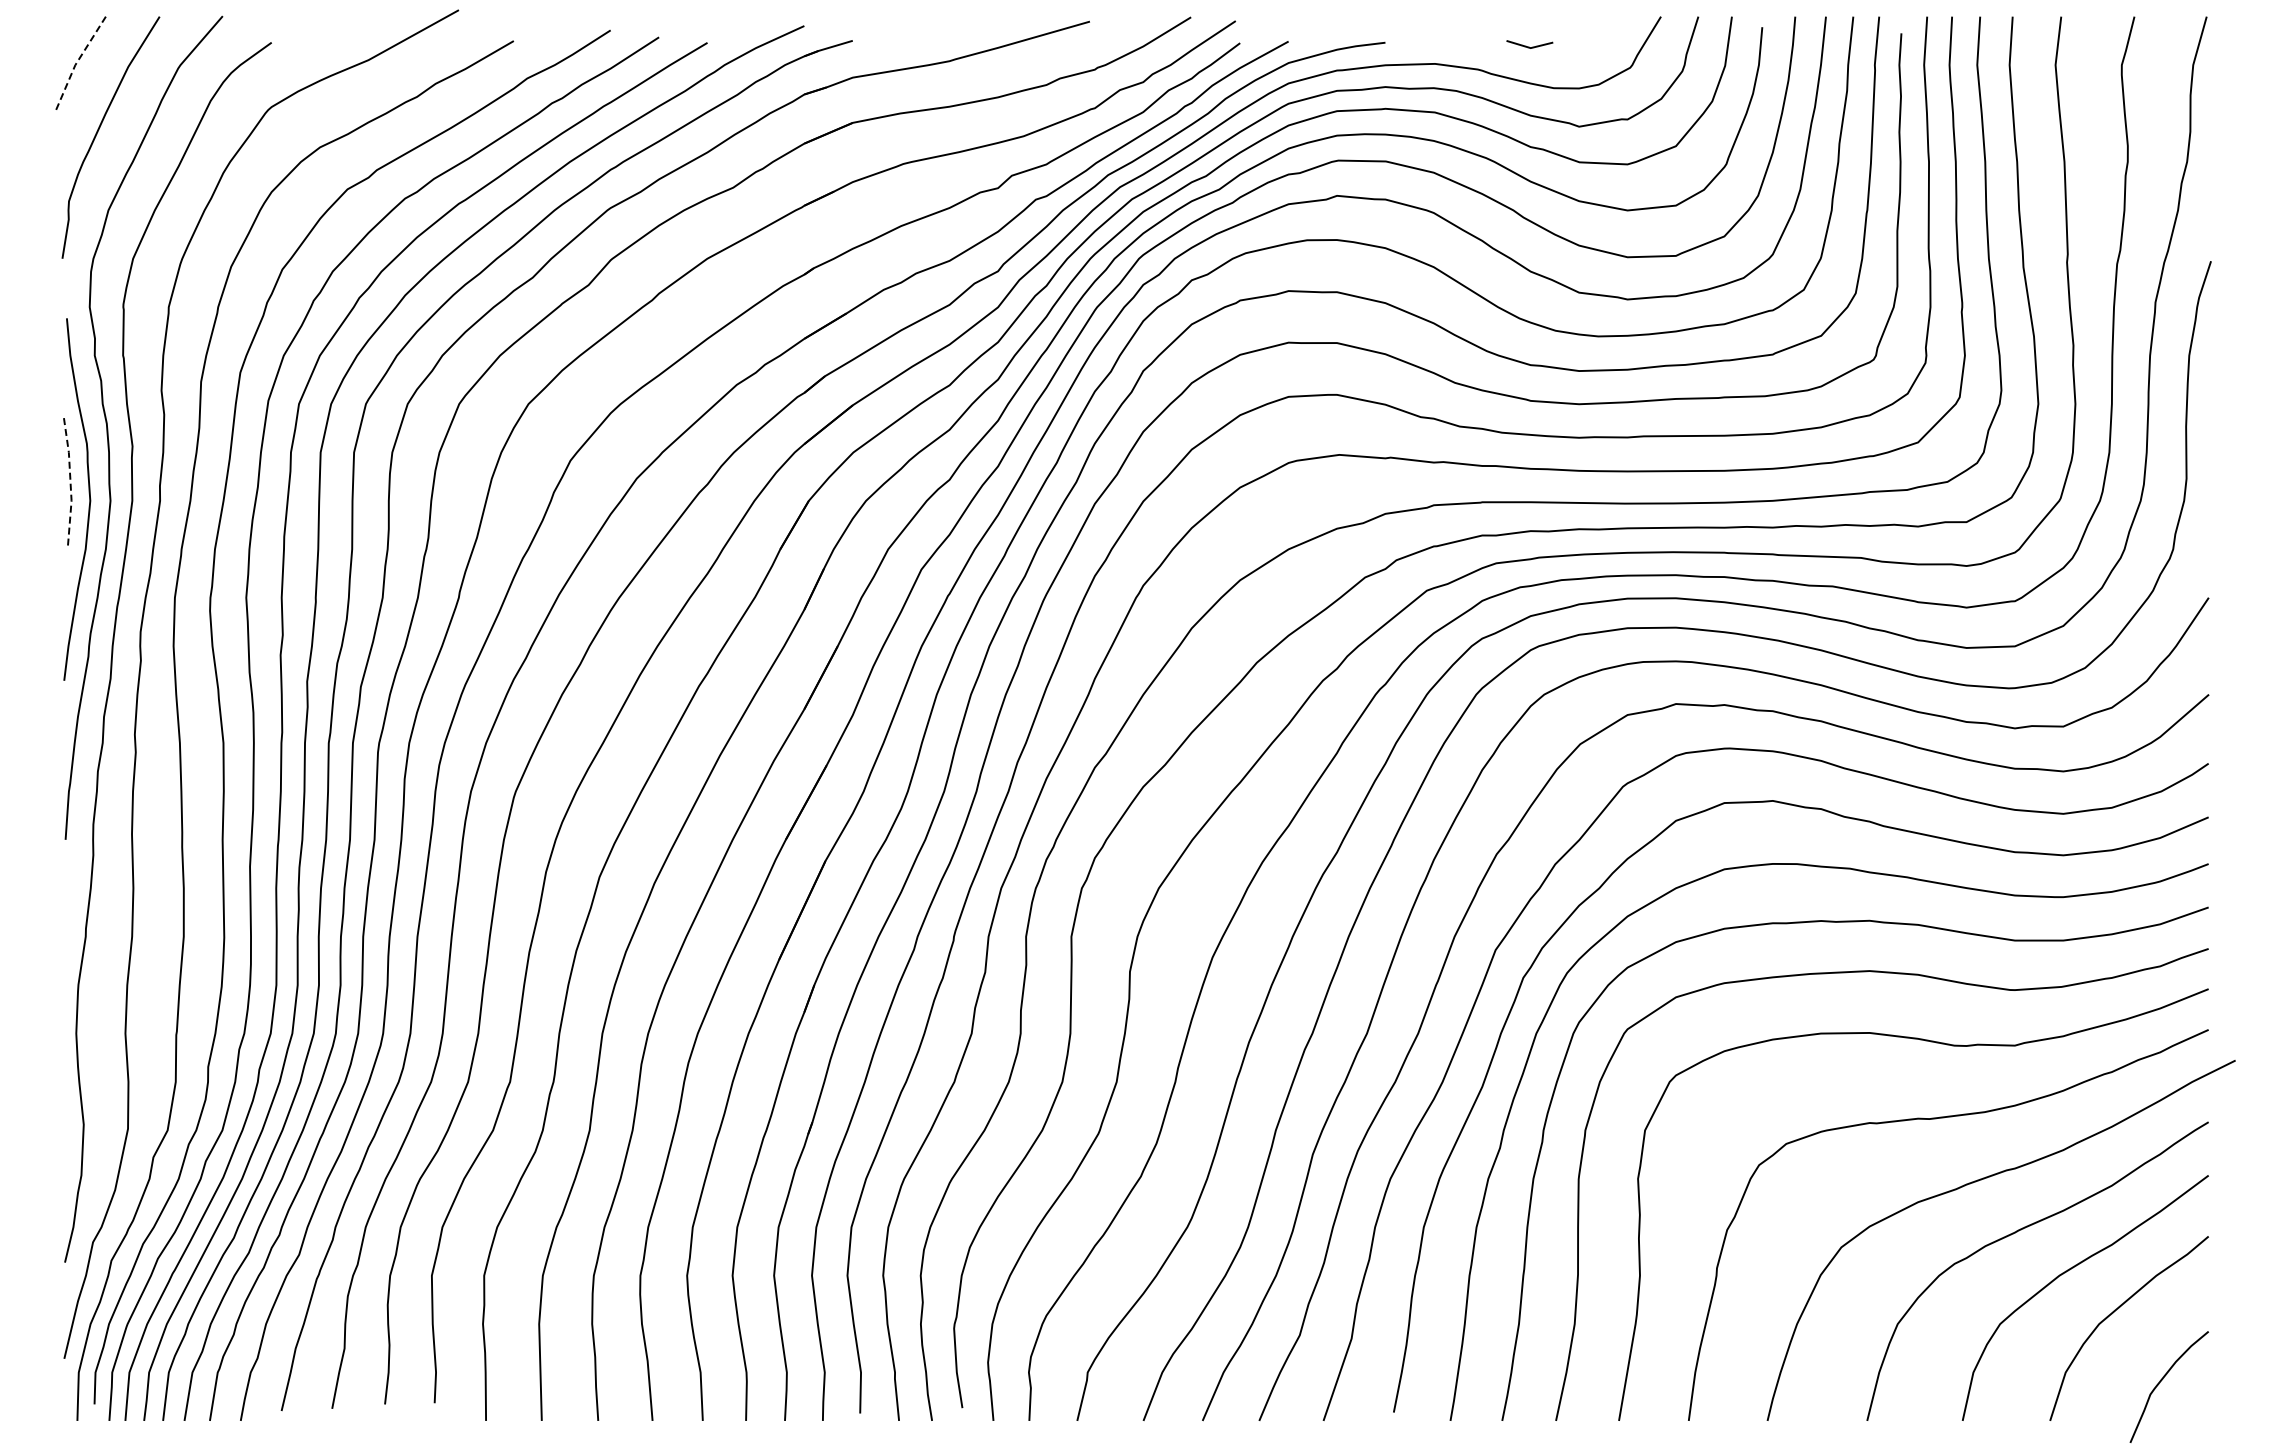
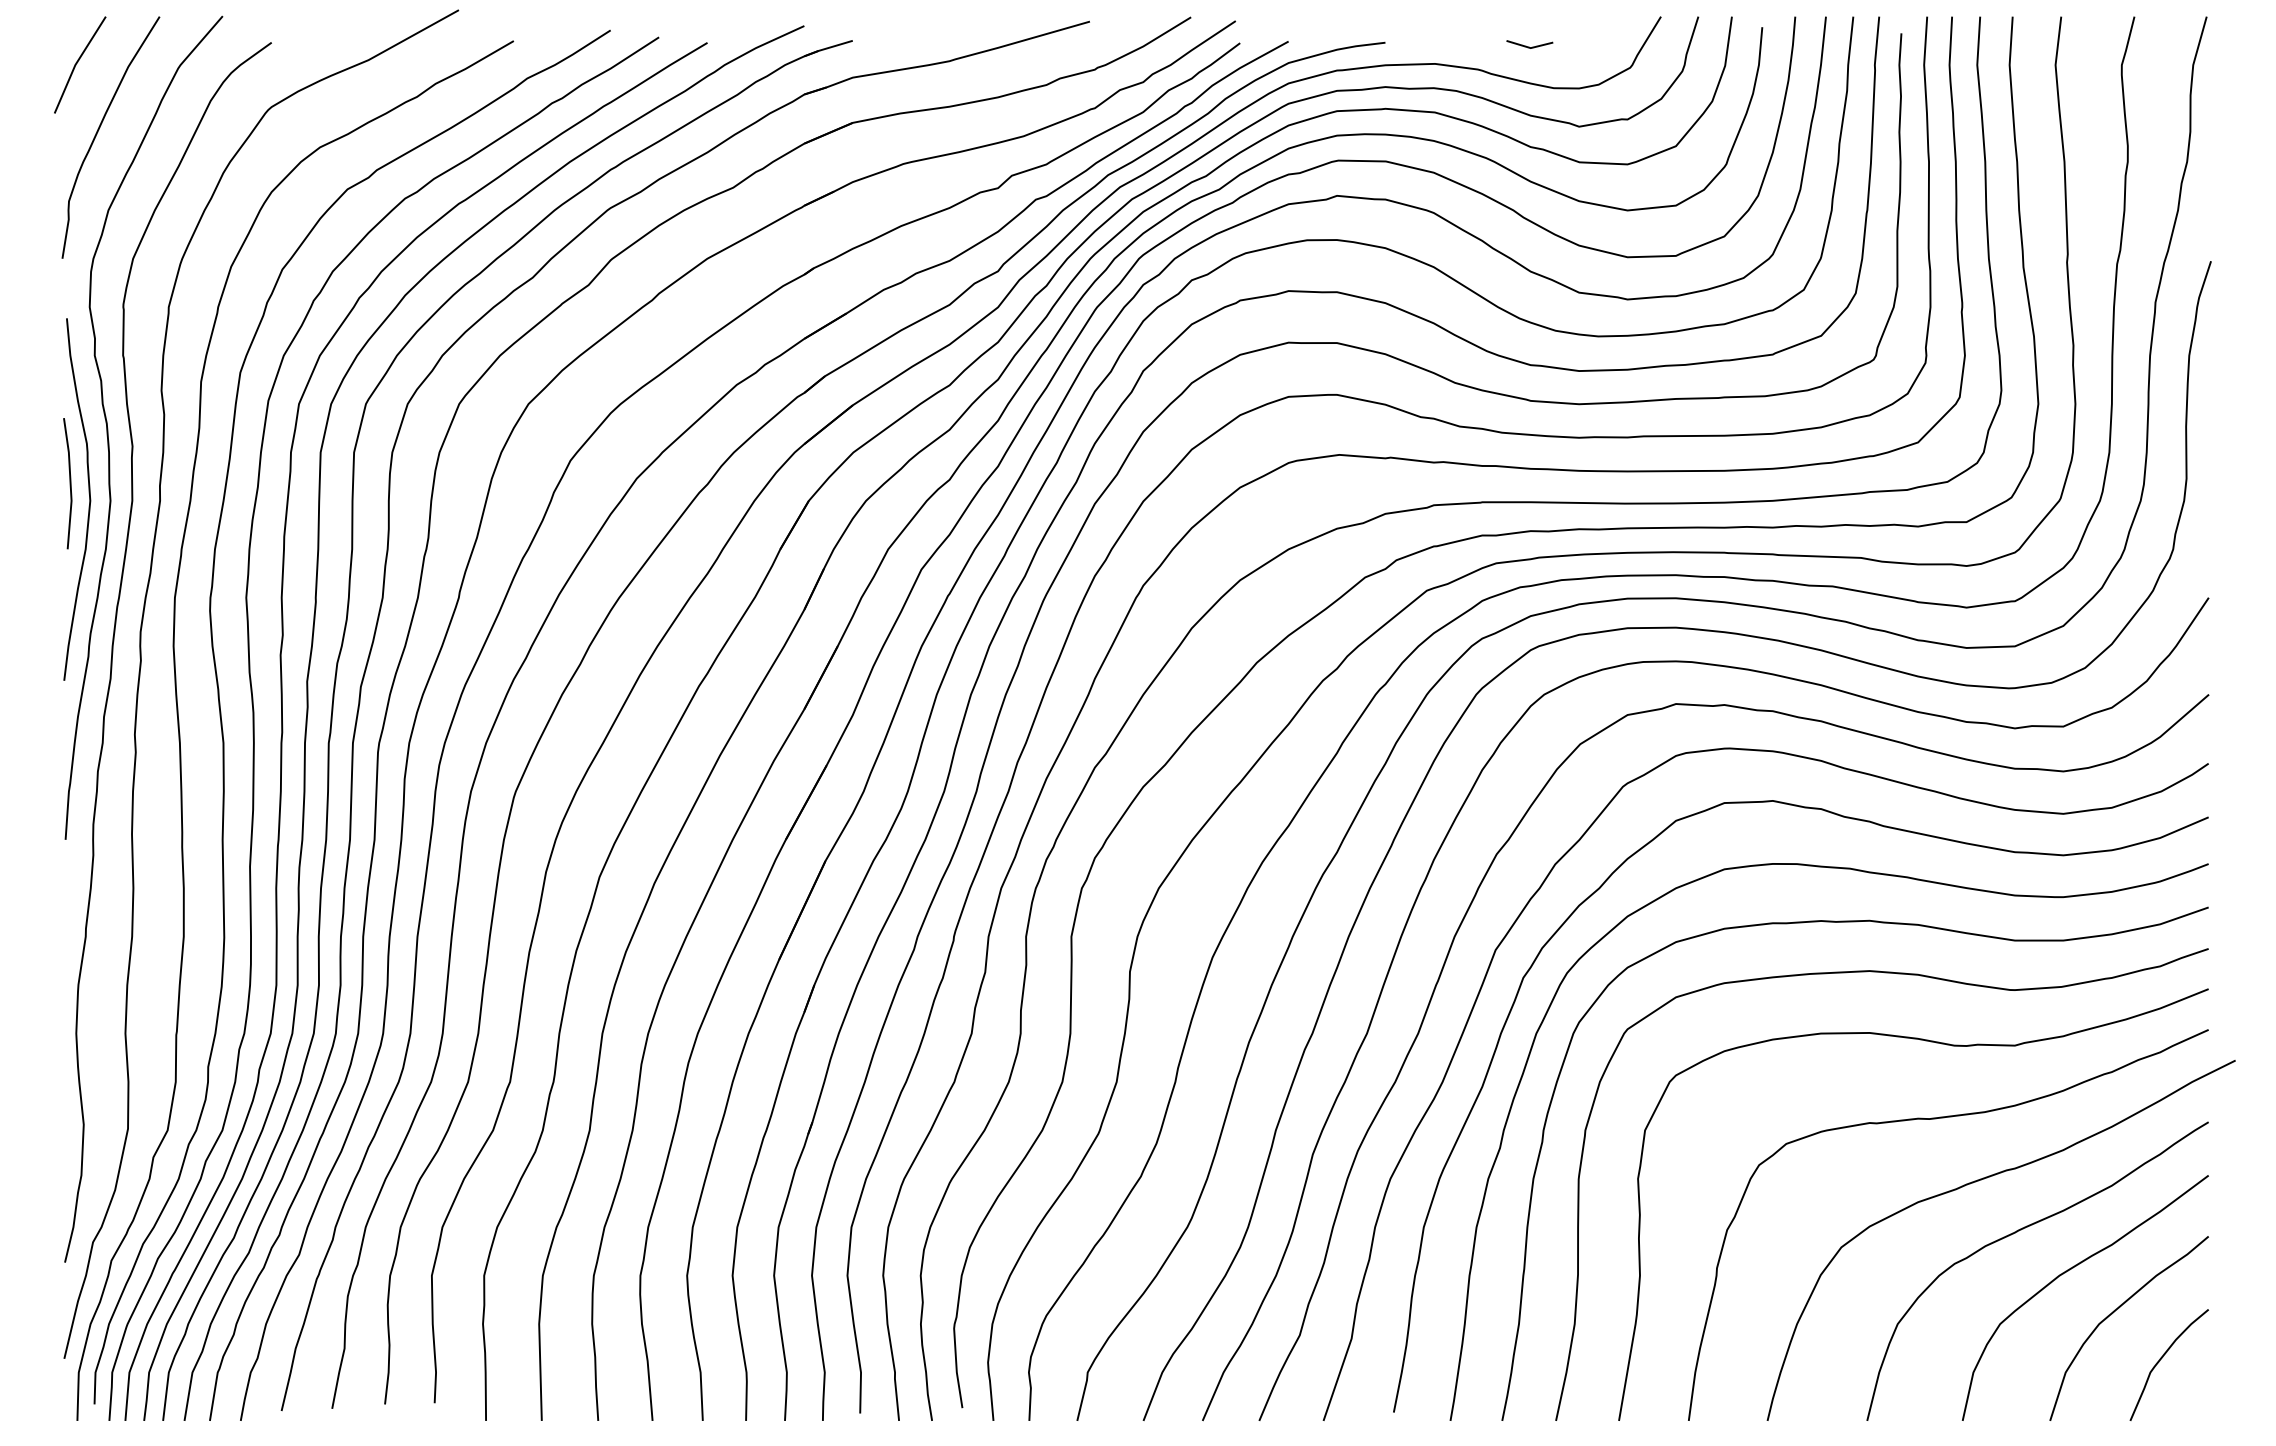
line: dashed -> solid (76, 63)
line: dashed -> solid (70, 484)
curve position: (2162, 1380) -> (2162, 1358) (2162, 1358)
